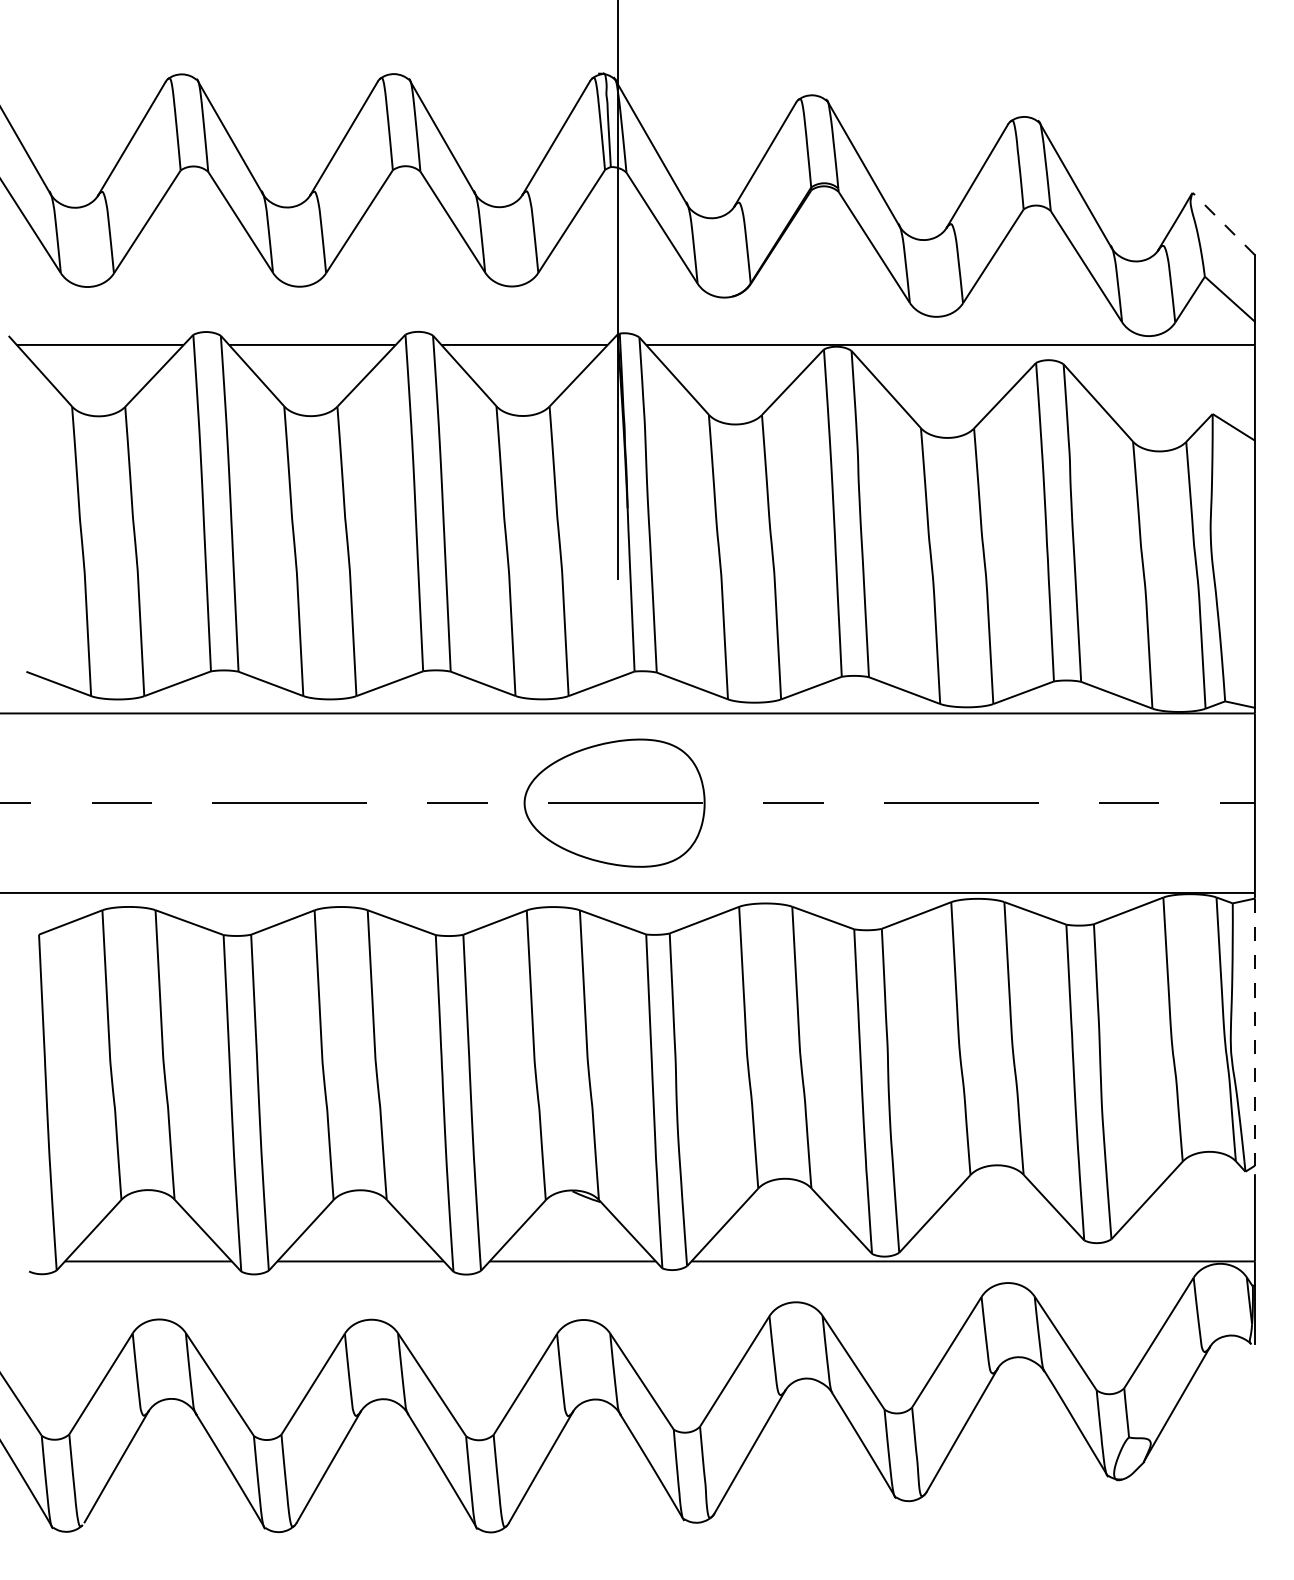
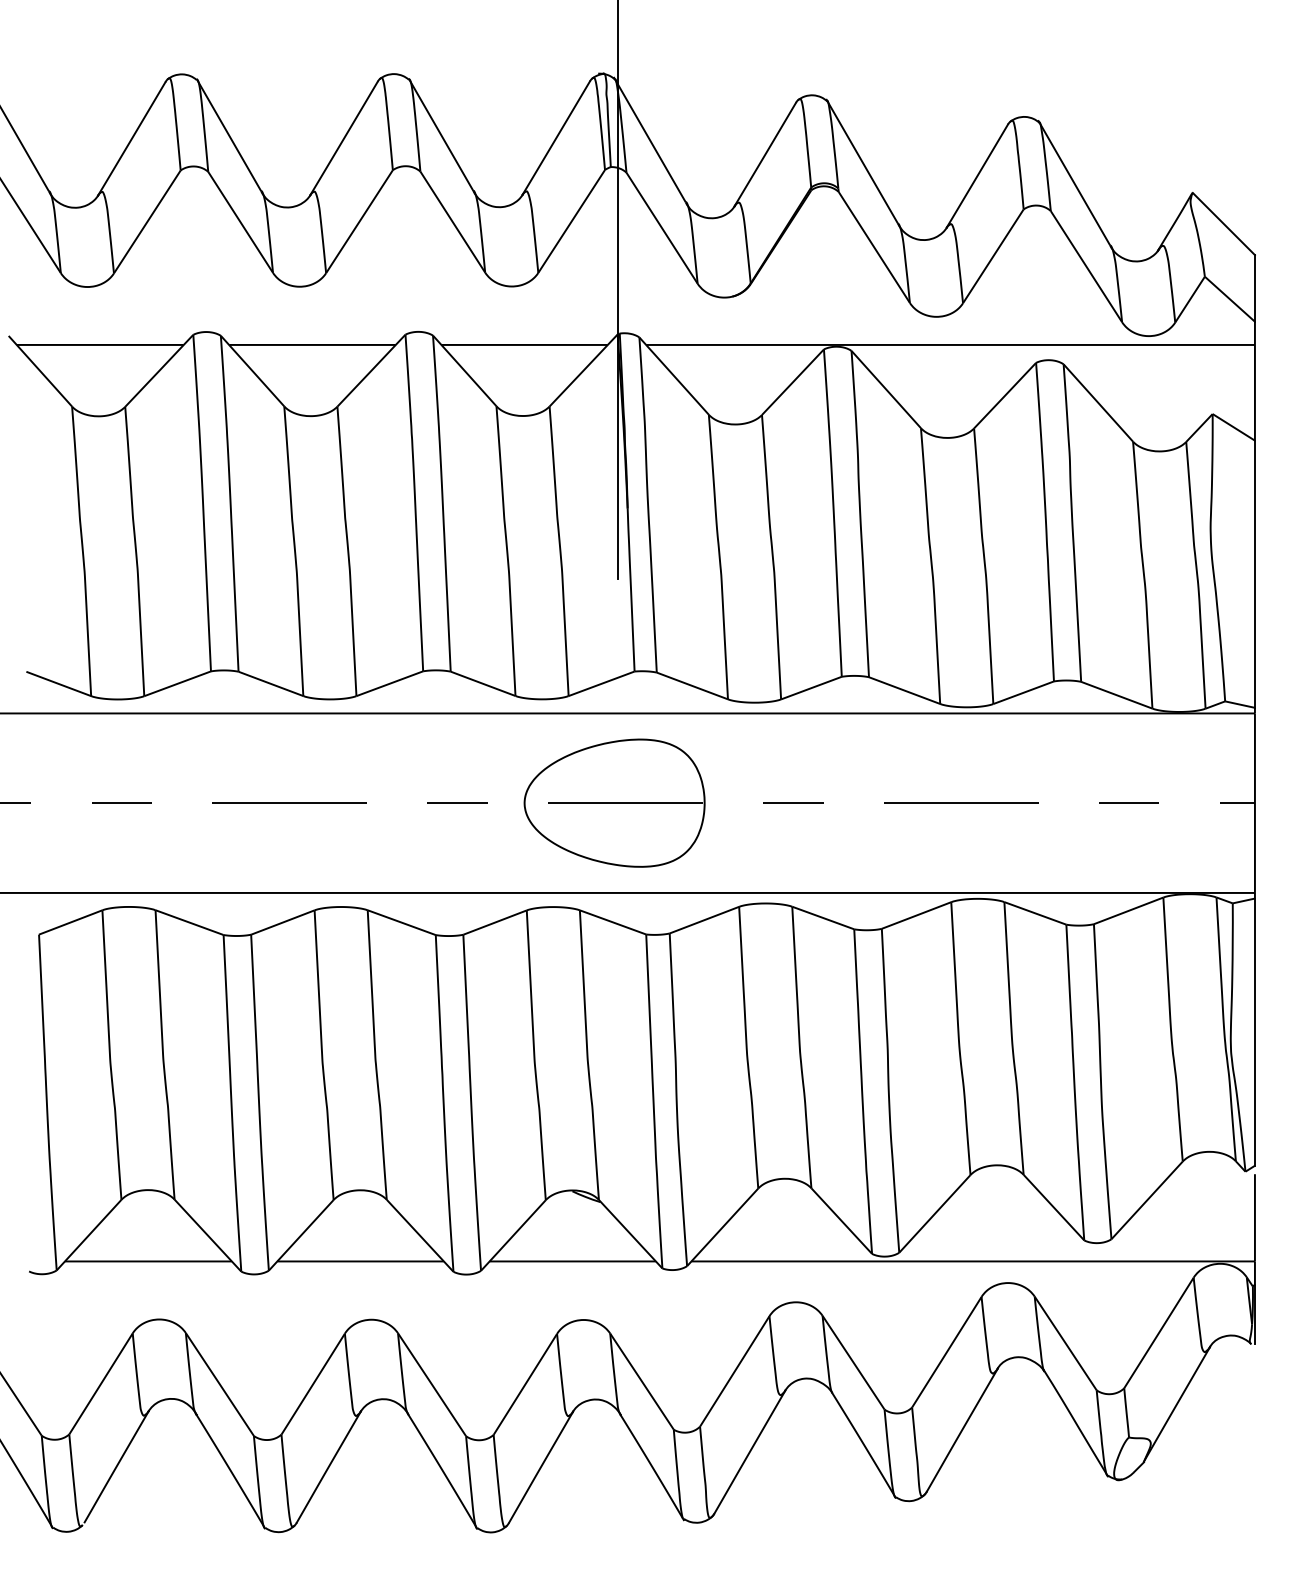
line: dashed -> solid (1223, 224)
line: dashed -> solid (1254, 1032)
